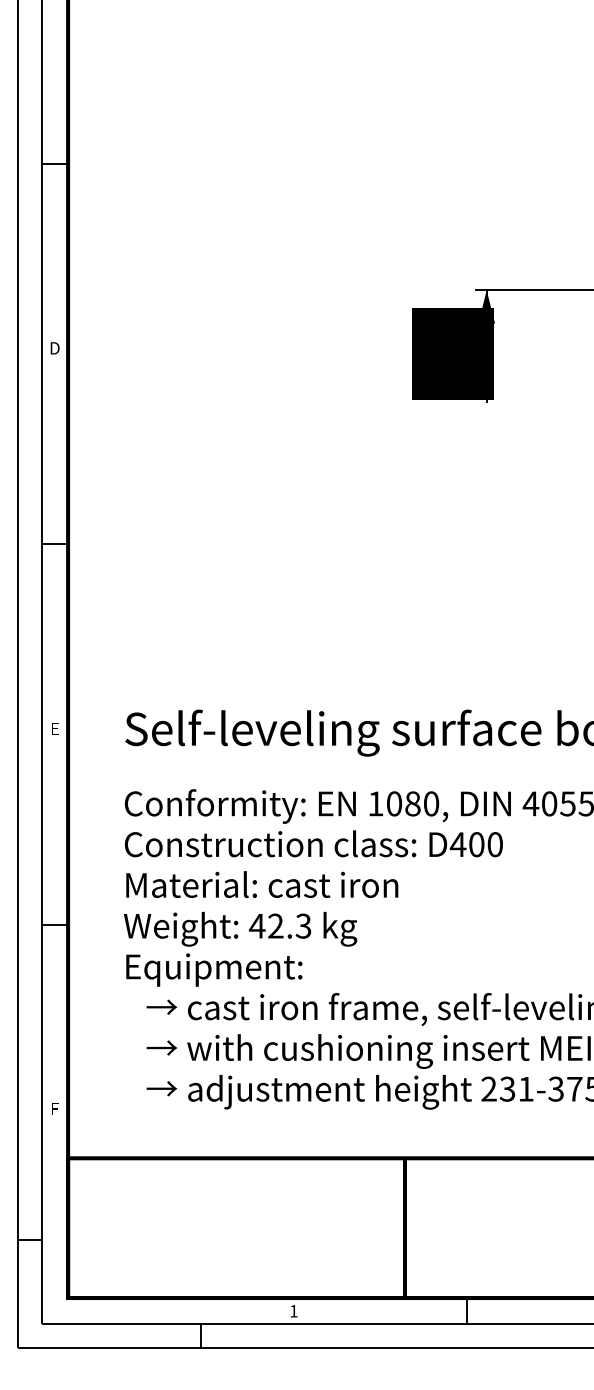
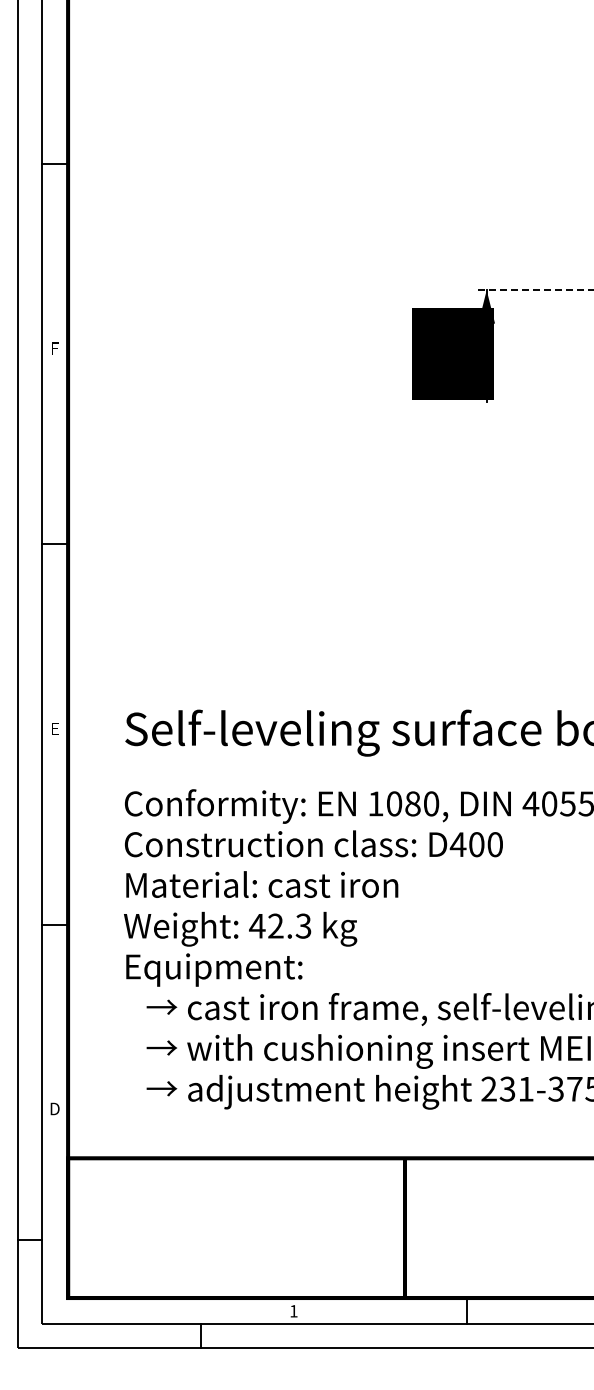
line: solid -> dashed (534, 290)
text: D -> F (54, 348)
text: F -> D (54, 1108)
